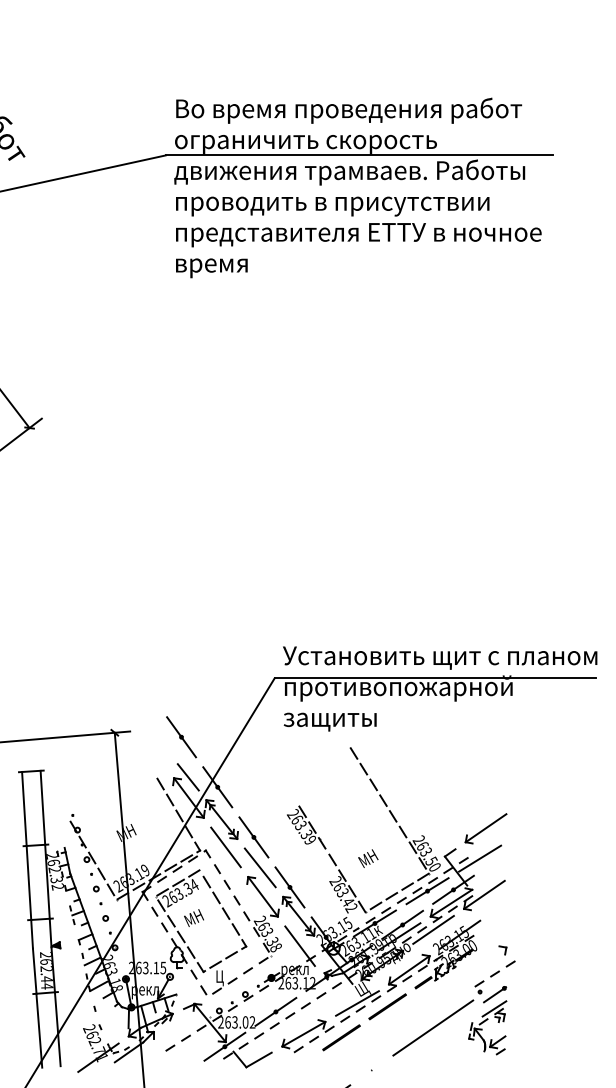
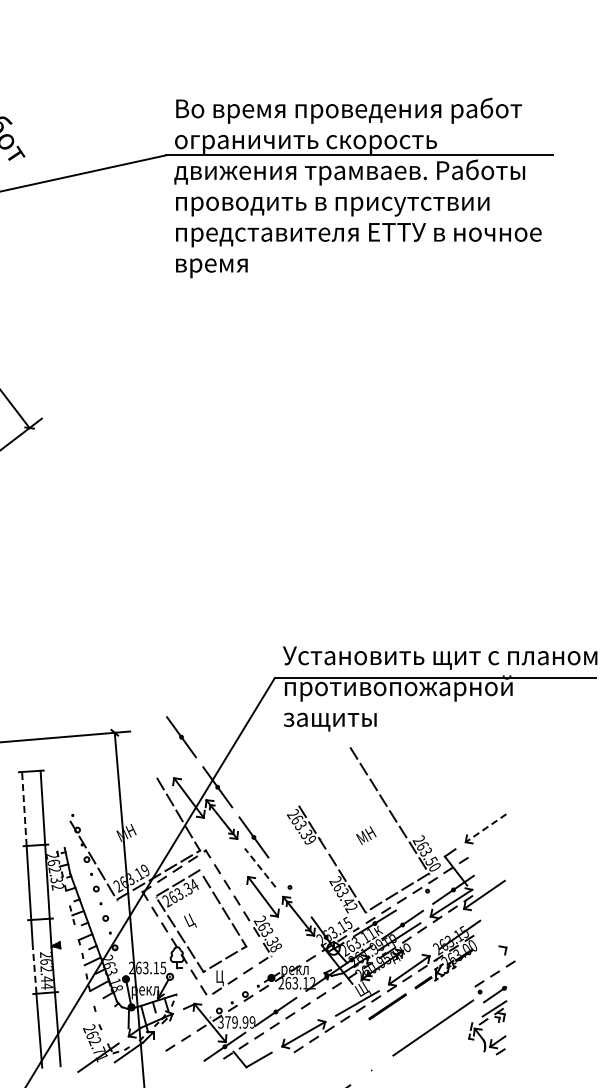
line: present -> none (187, 777)
line: solid -> dashed (24, 808)
line: solid -> dashed (486, 828)
line: present -> none (225, 847)
text position: (368, 858) -> (366, 835) (366, 835)
line: present -> none (480, 858)
line: solid -> dashed (260, 867)
line: present -> none (289, 887)
line: present -> none (427, 891)
text: МН -> Ц (194, 918)
line: present -> none (433, 929)
line: present -> none (299, 945)
line: solid -> dashed (34, 971)
text: 263.02 -> 379.99 (236, 1022)
line: present -> none (341, 1037)
